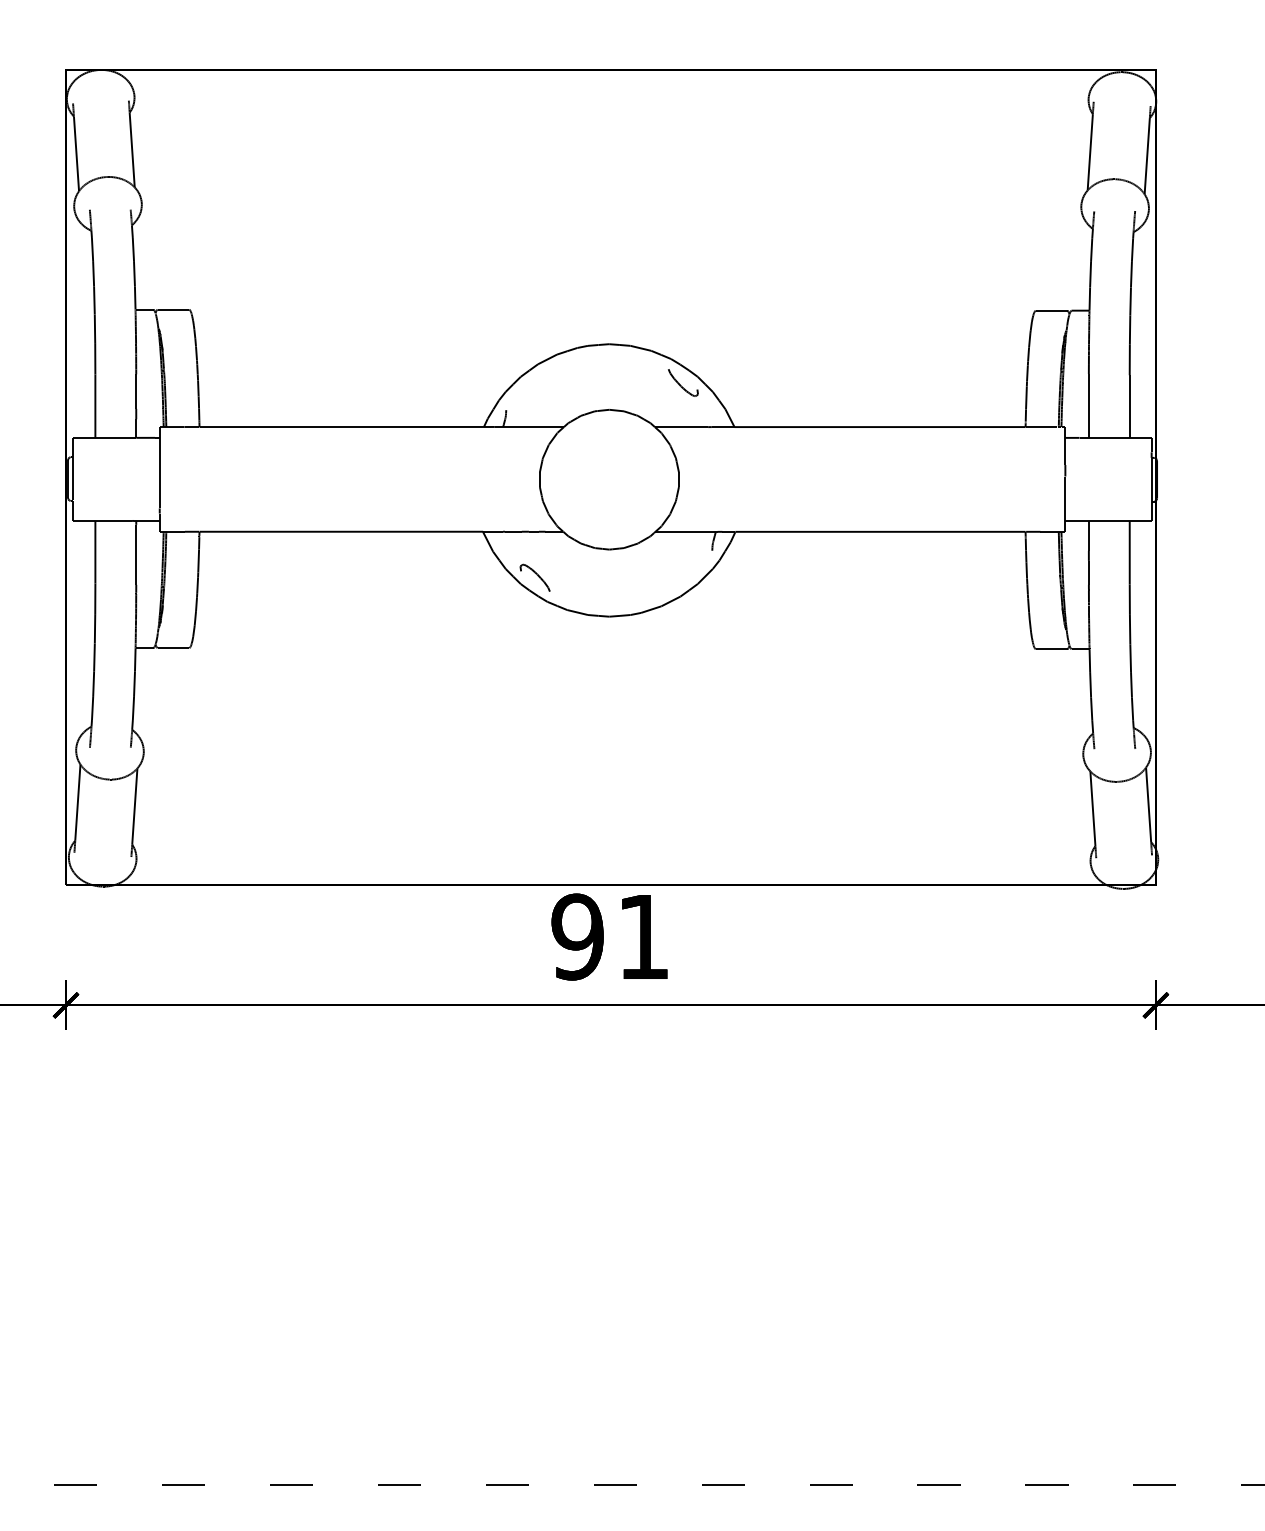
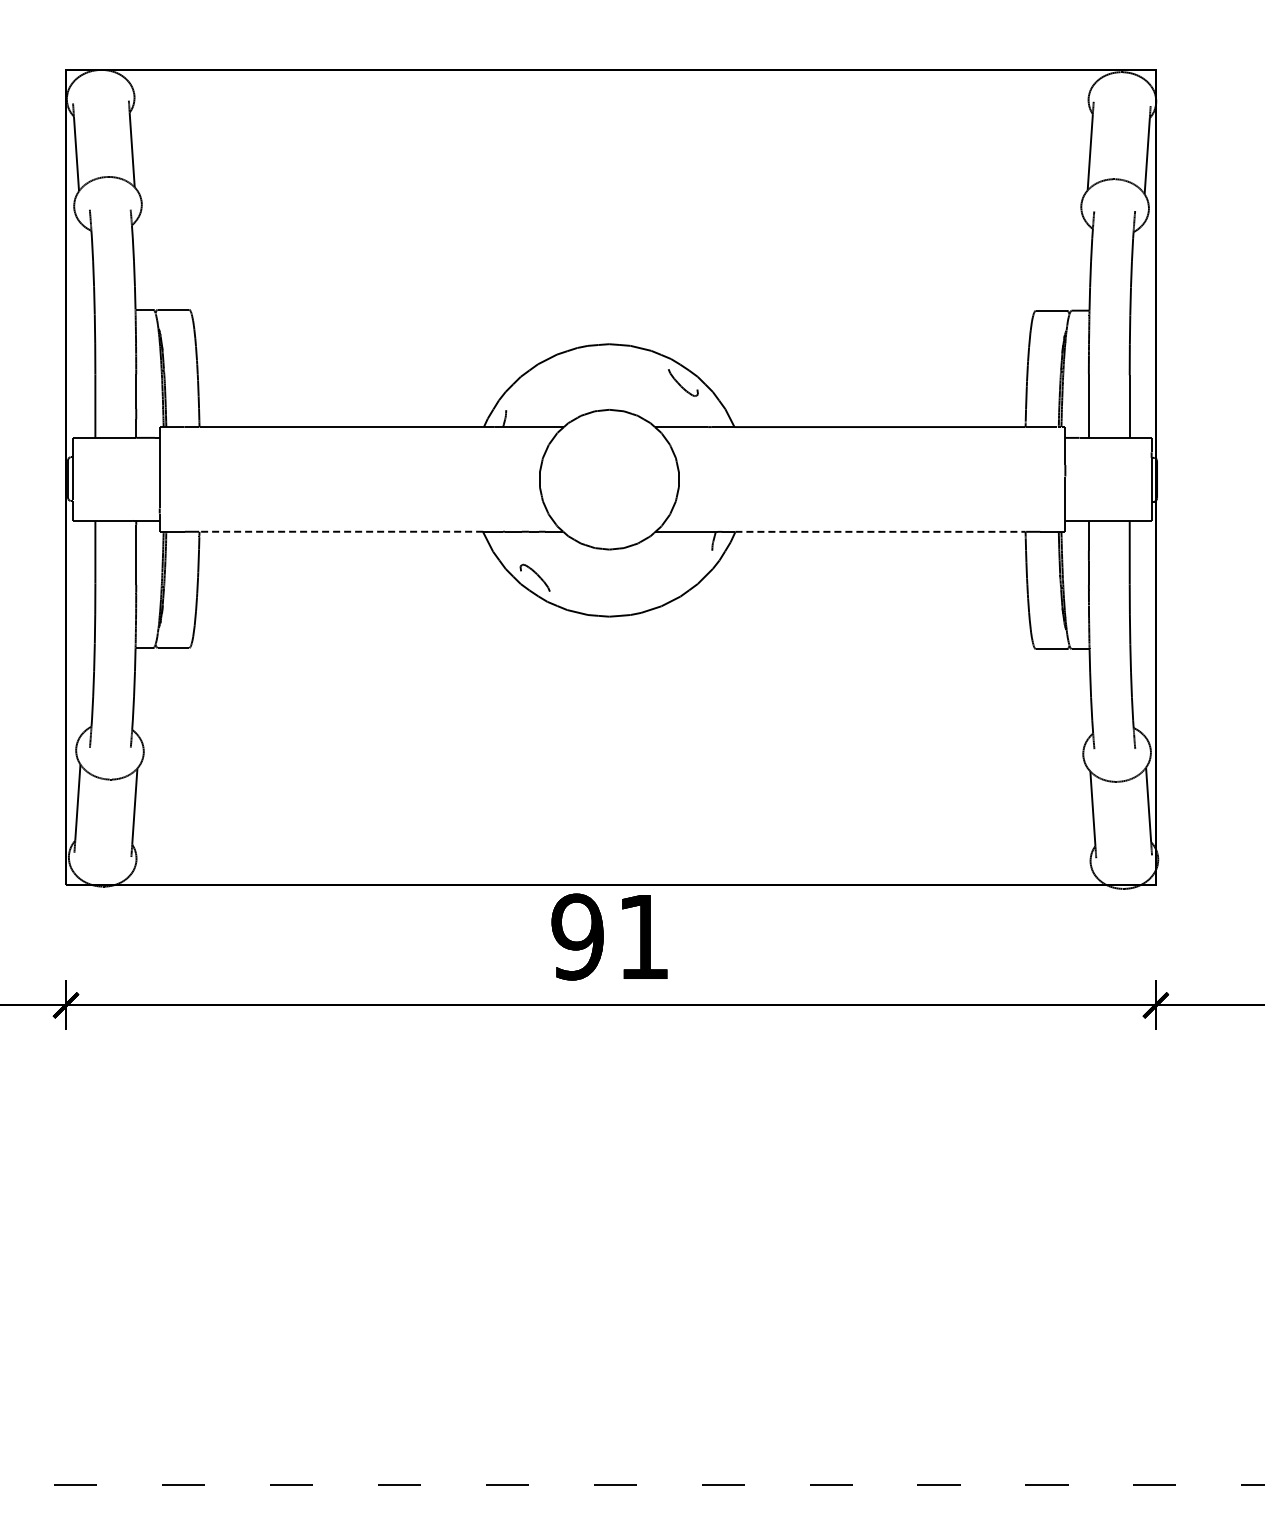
line: solid -> dashed (341, 531)
line: solid -> dashed (880, 531)
